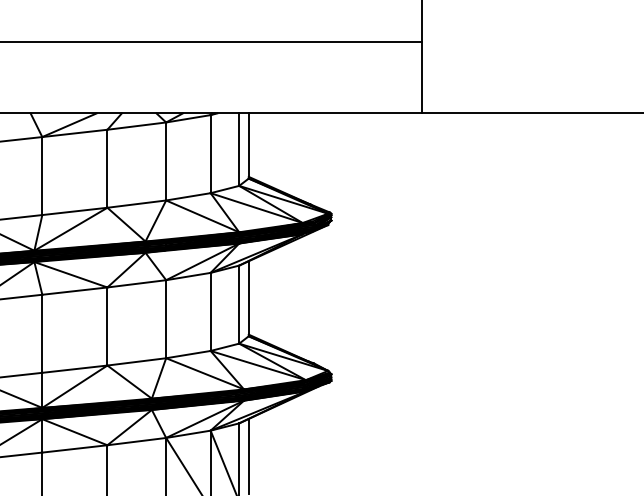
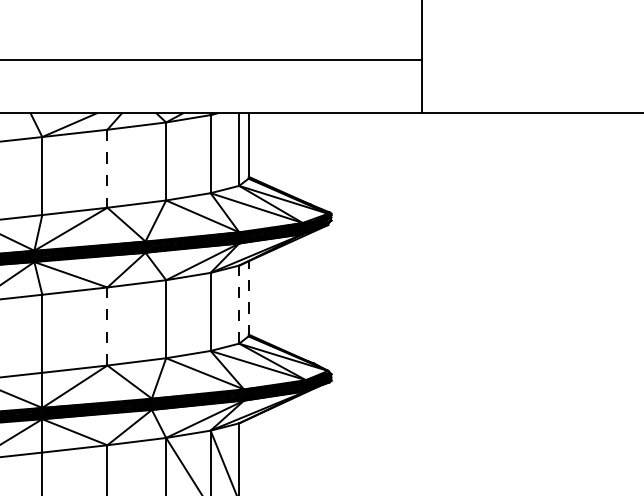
line position: (211, 42) -> (211, 60) (211, 60)
line: solid -> dashed (107, 169)
line: solid -> dashed (248, 298)
line: solid -> dashed (239, 304)
line: solid -> dashed (107, 326)
line: present -> none (248, 455)
